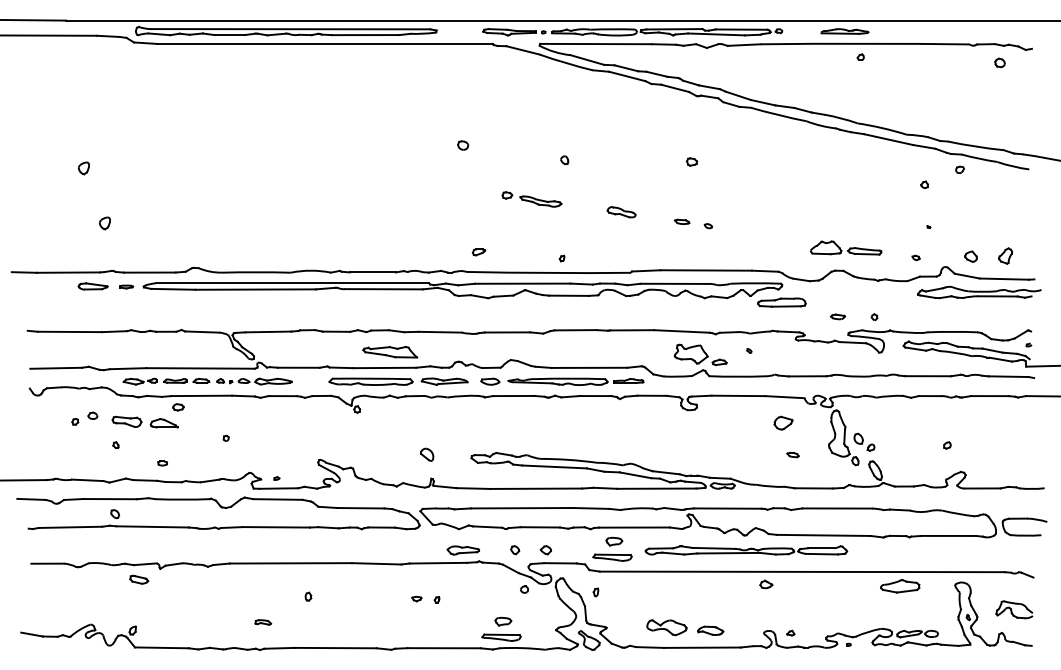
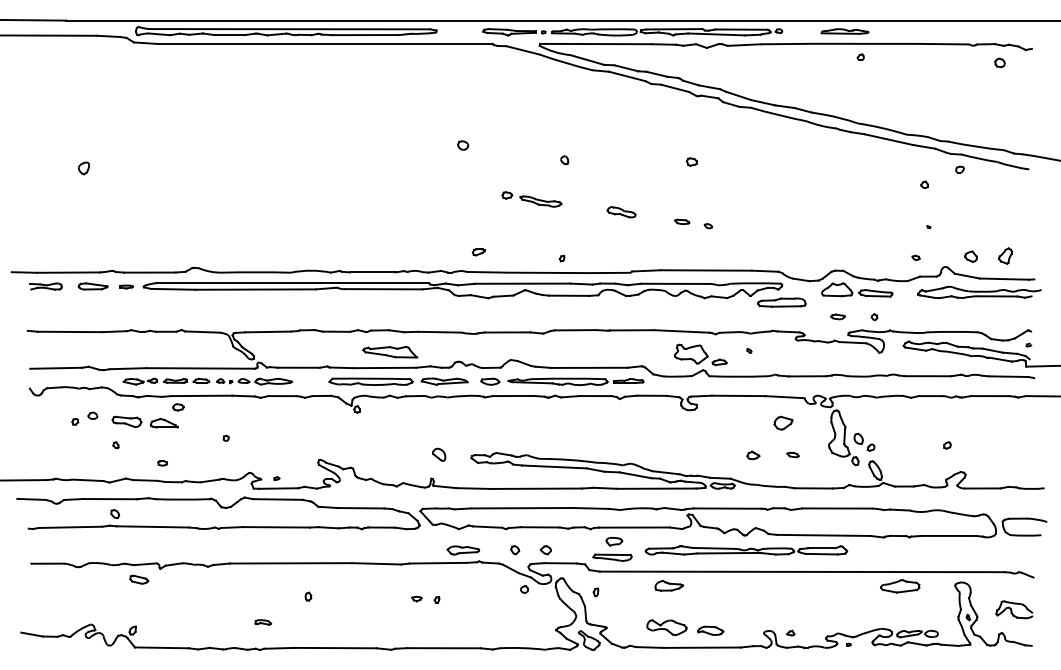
part: present -> none (104, 223)
part position: (846, 247) -> (857, 289) (857, 289)
part: none -> present (45, 286)
part position: (427, 454) -> (439, 454) (439, 454)
part position: (766, 584) -> (753, 455) (753, 455)
part: none -> present (668, 585)
part: present -> none (501, 628)
